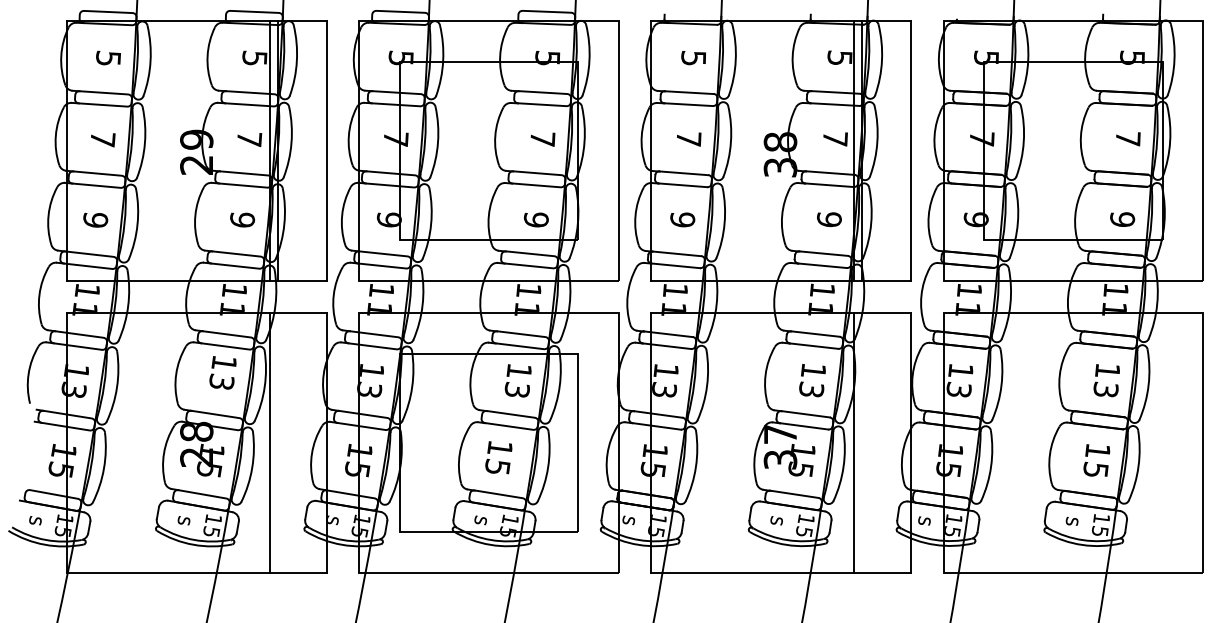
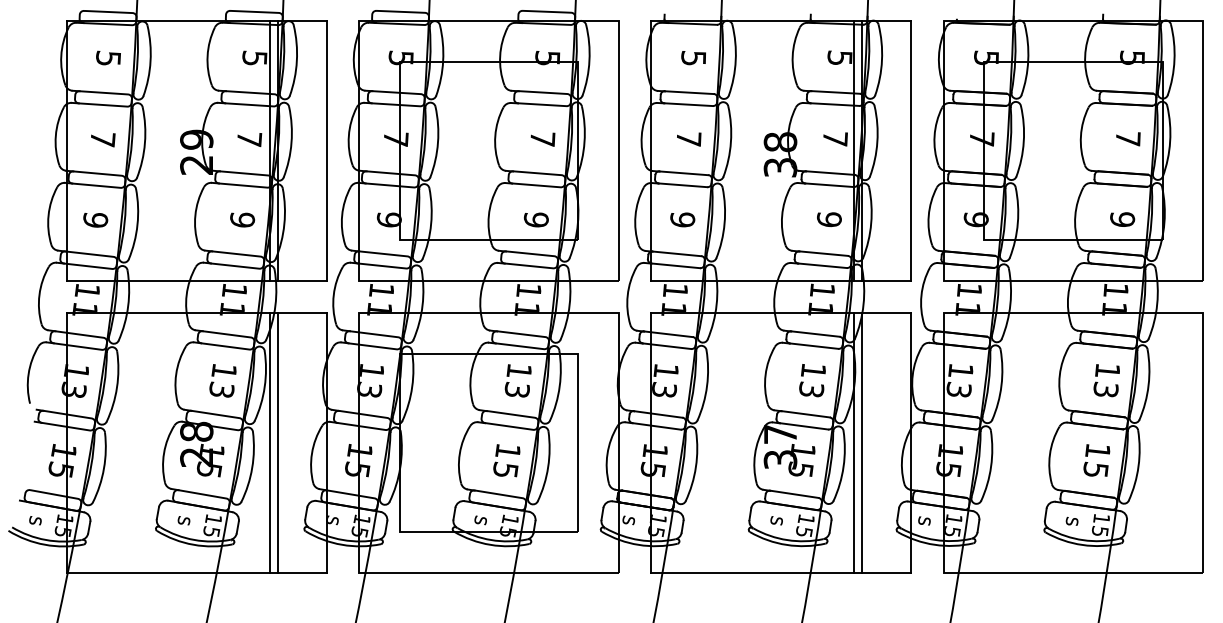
text position: (222, 372) -> (222, 380) (222, 380)
line: none -> present (278, 442)
line: none -> present (862, 442)
text position: (498, 457) -> (506, 460) (506, 460)
